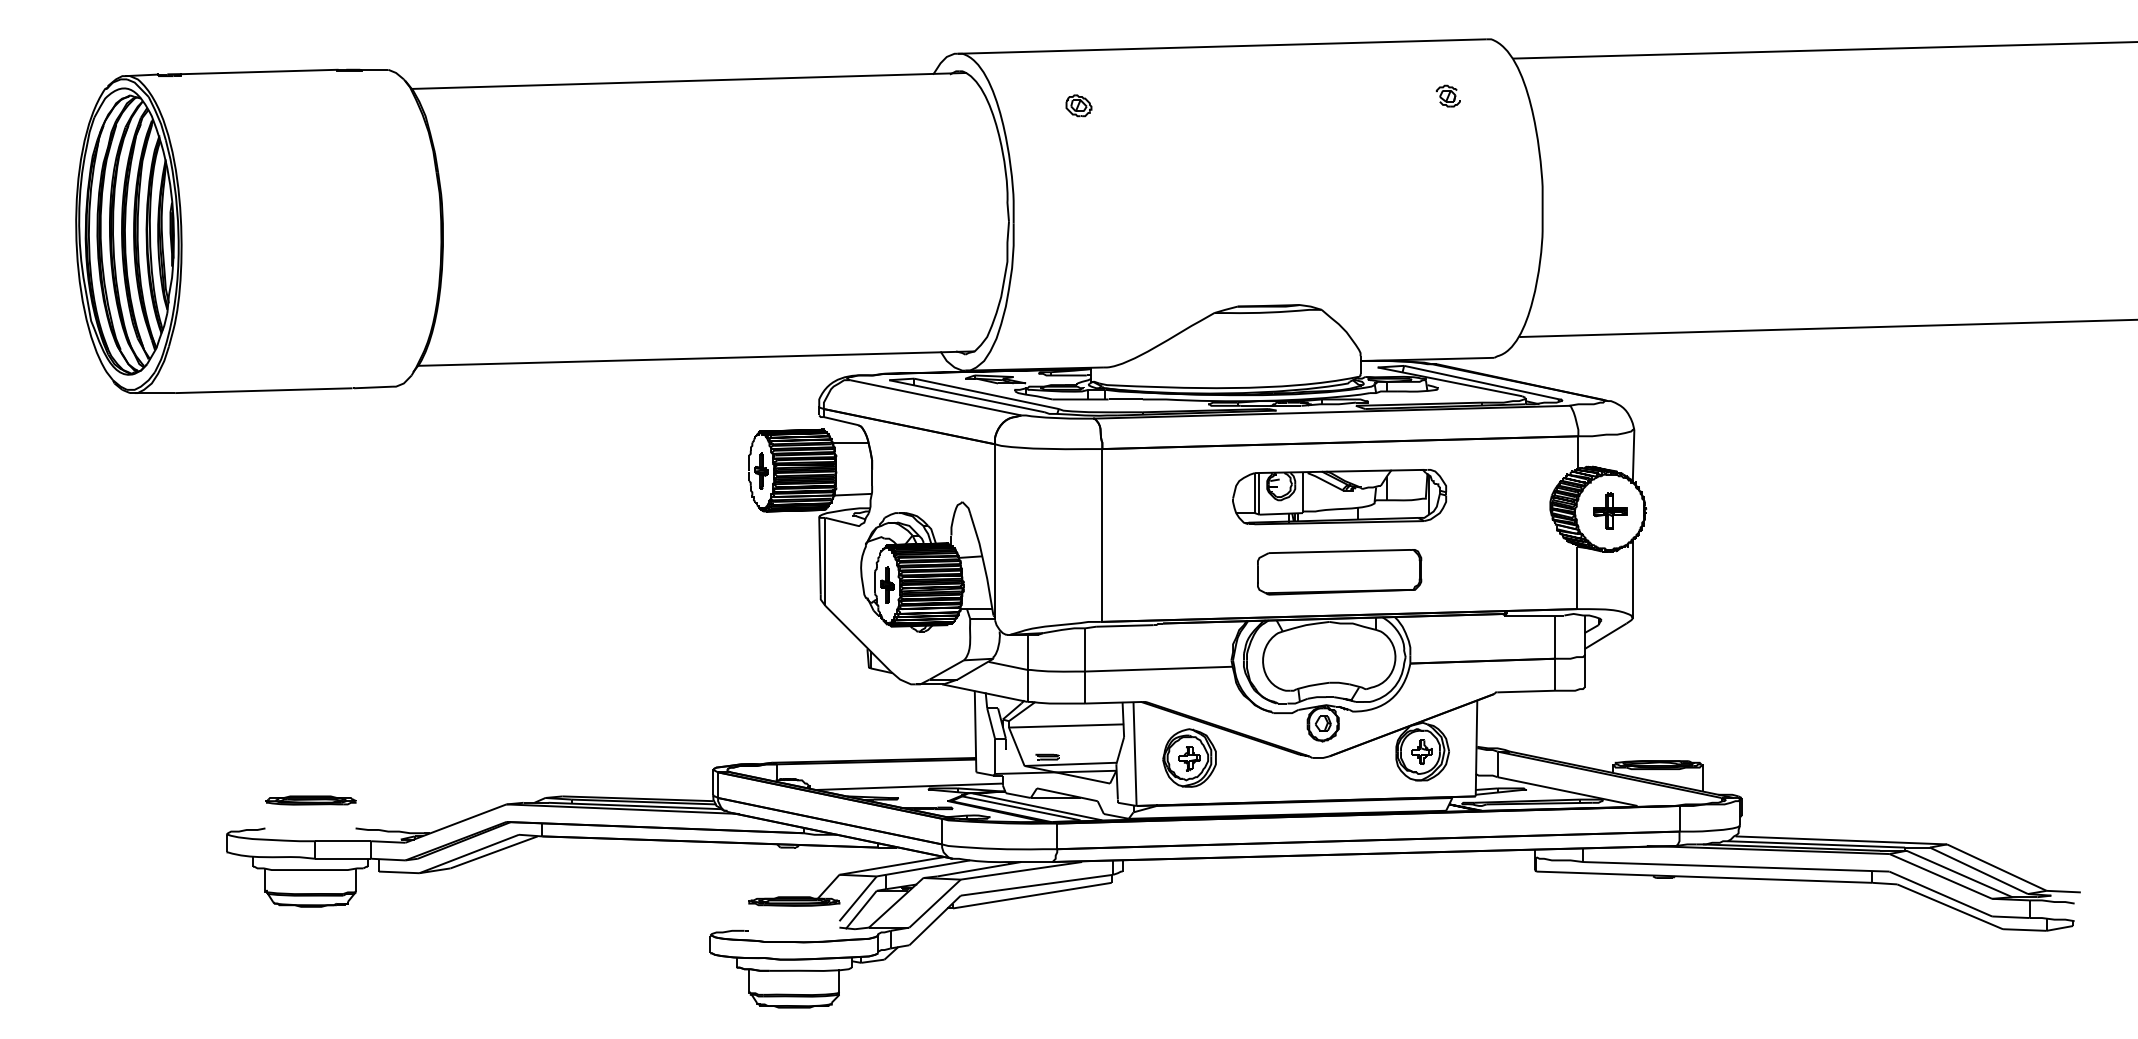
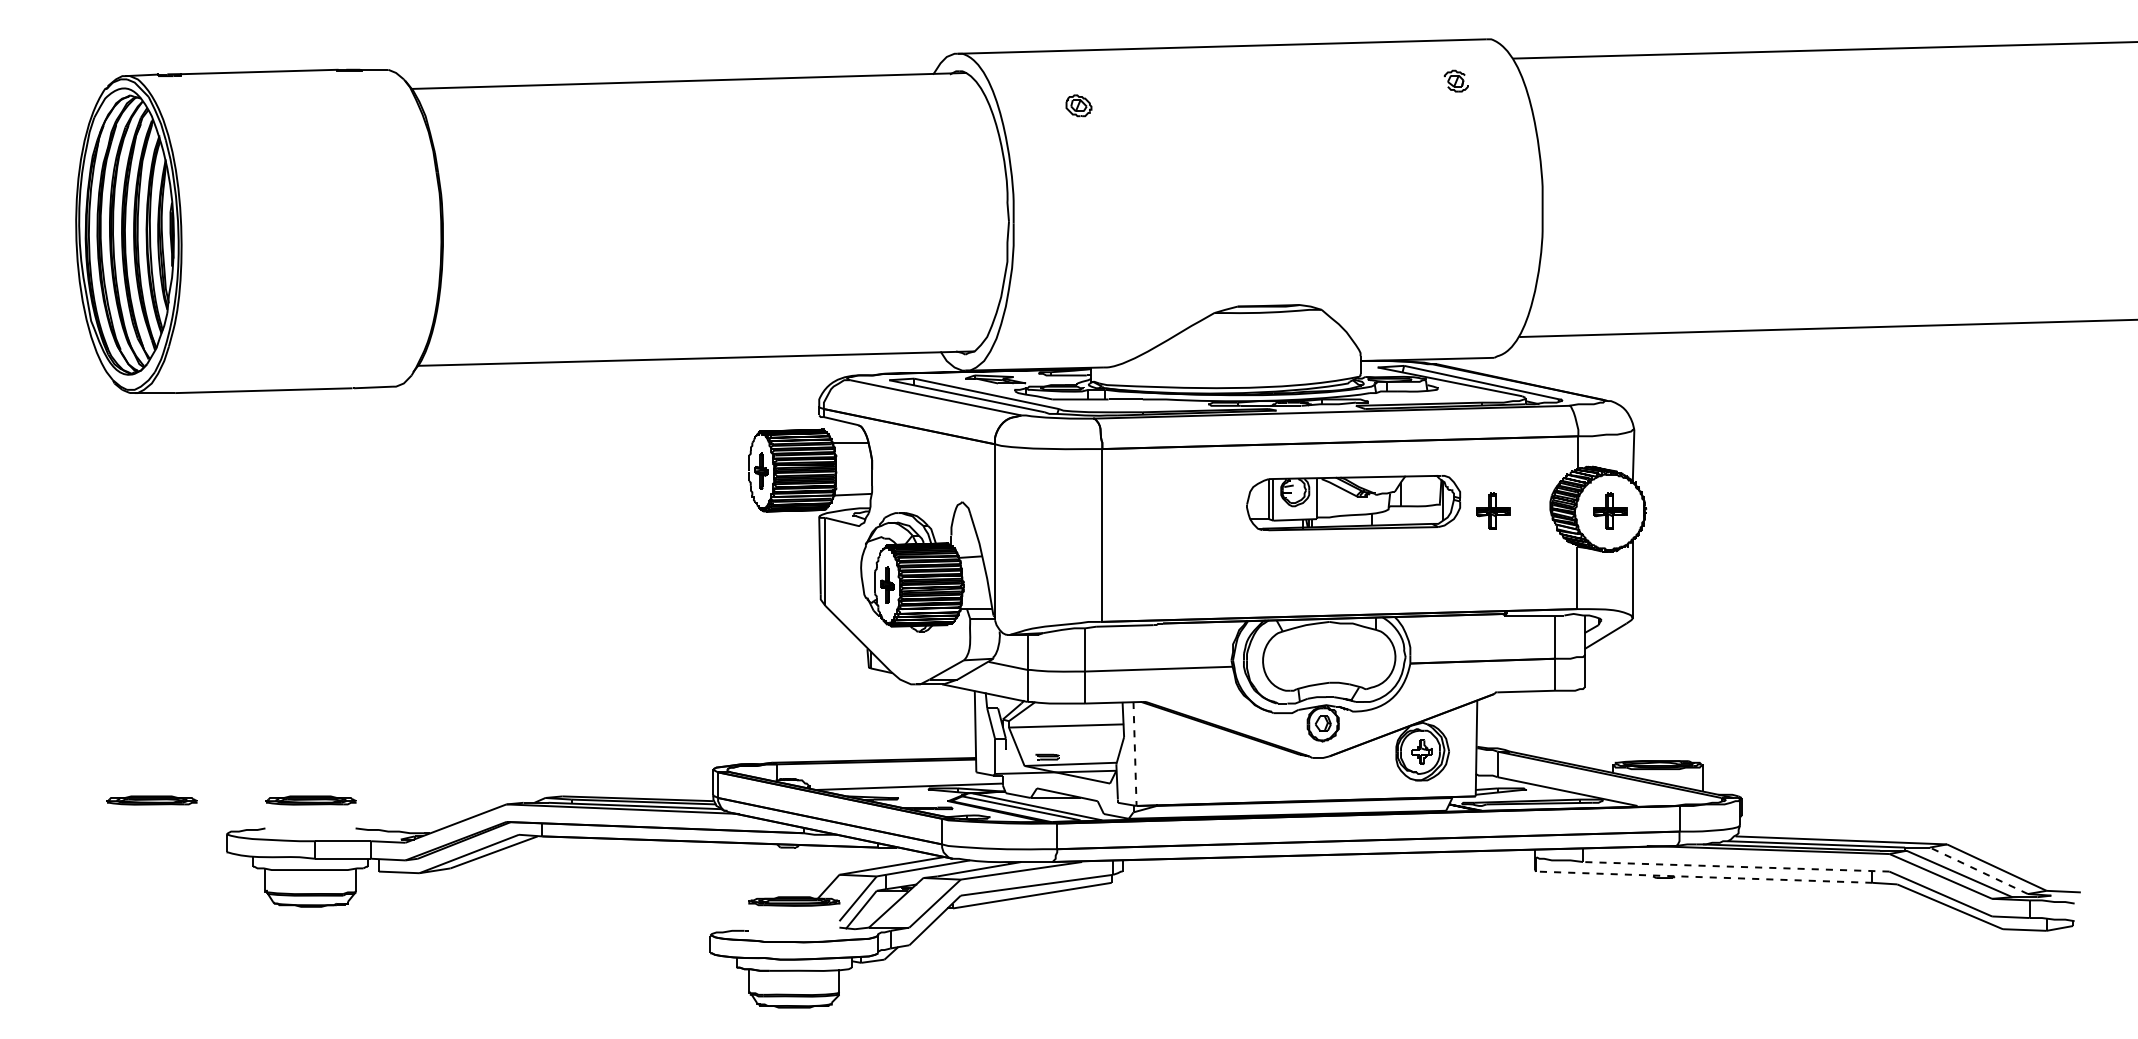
part position: (1447, 95) -> (1455, 80) (1455, 80)
part position: (1339, 497) -> (1353, 503) (1353, 503)
part: none -> present (1493, 510)
part: present -> none (1339, 572)
line: solid -> dashed (1135, 754)
part: present -> none (1189, 757)
part: none -> present (151, 800)
line: solid -> dashed (1735, 866)
line: solid -> dashed (1978, 870)
line: solid -> dashed (1703, 877)
